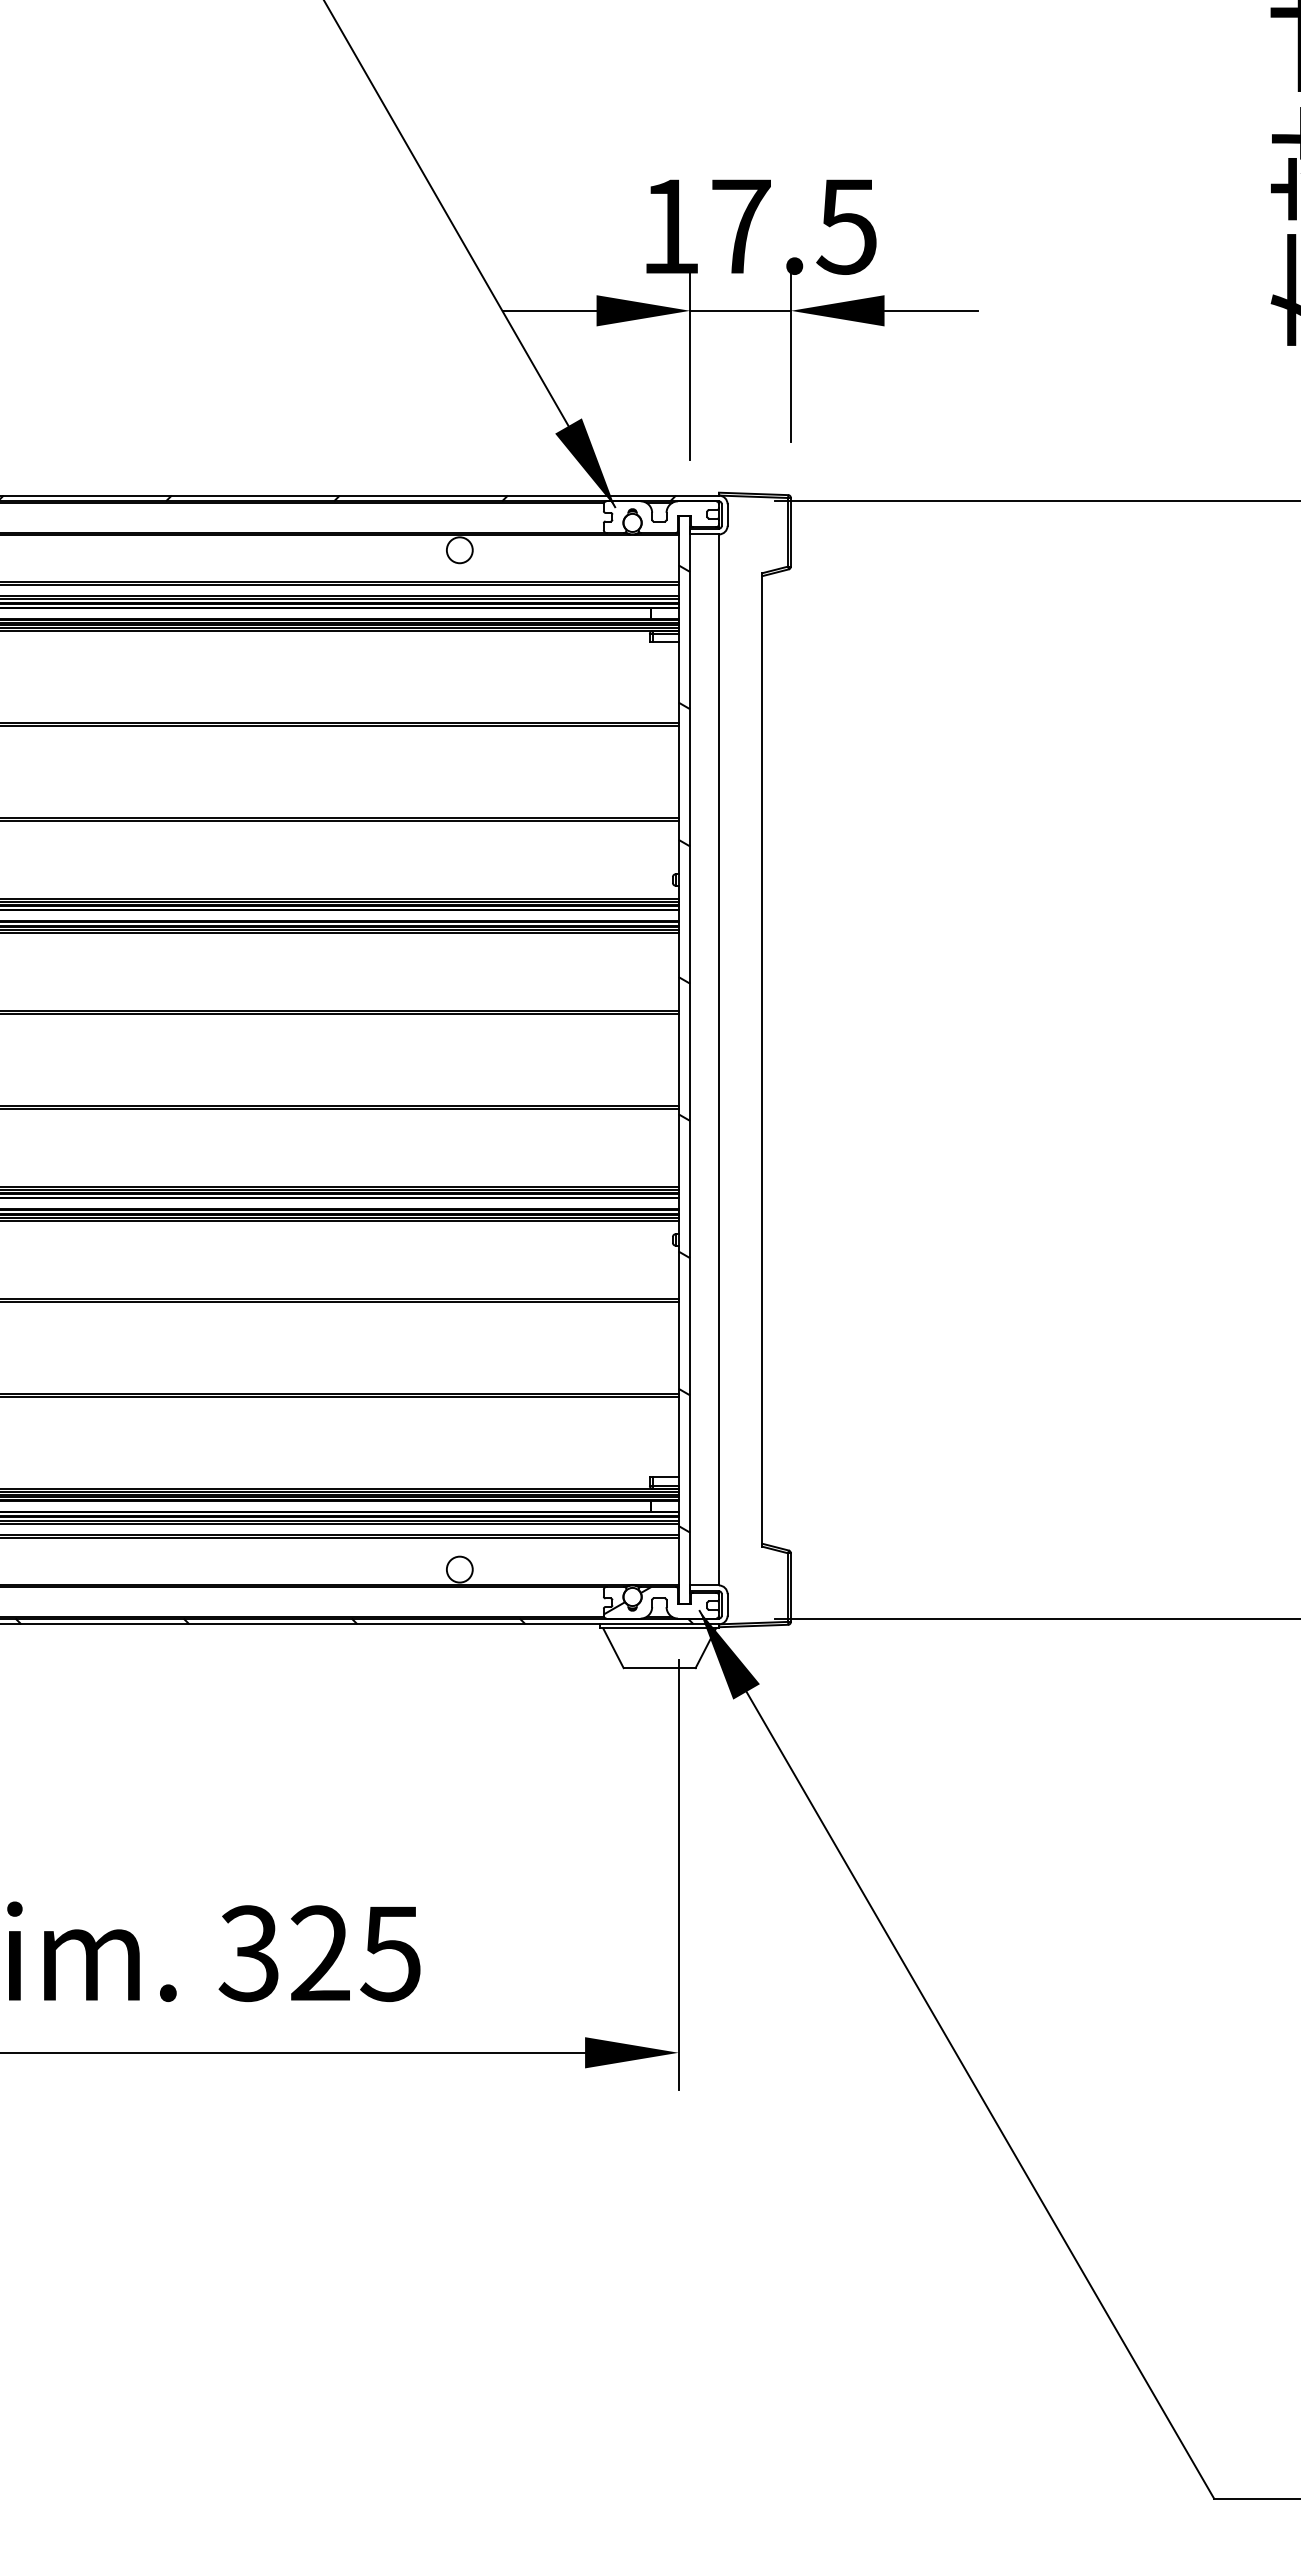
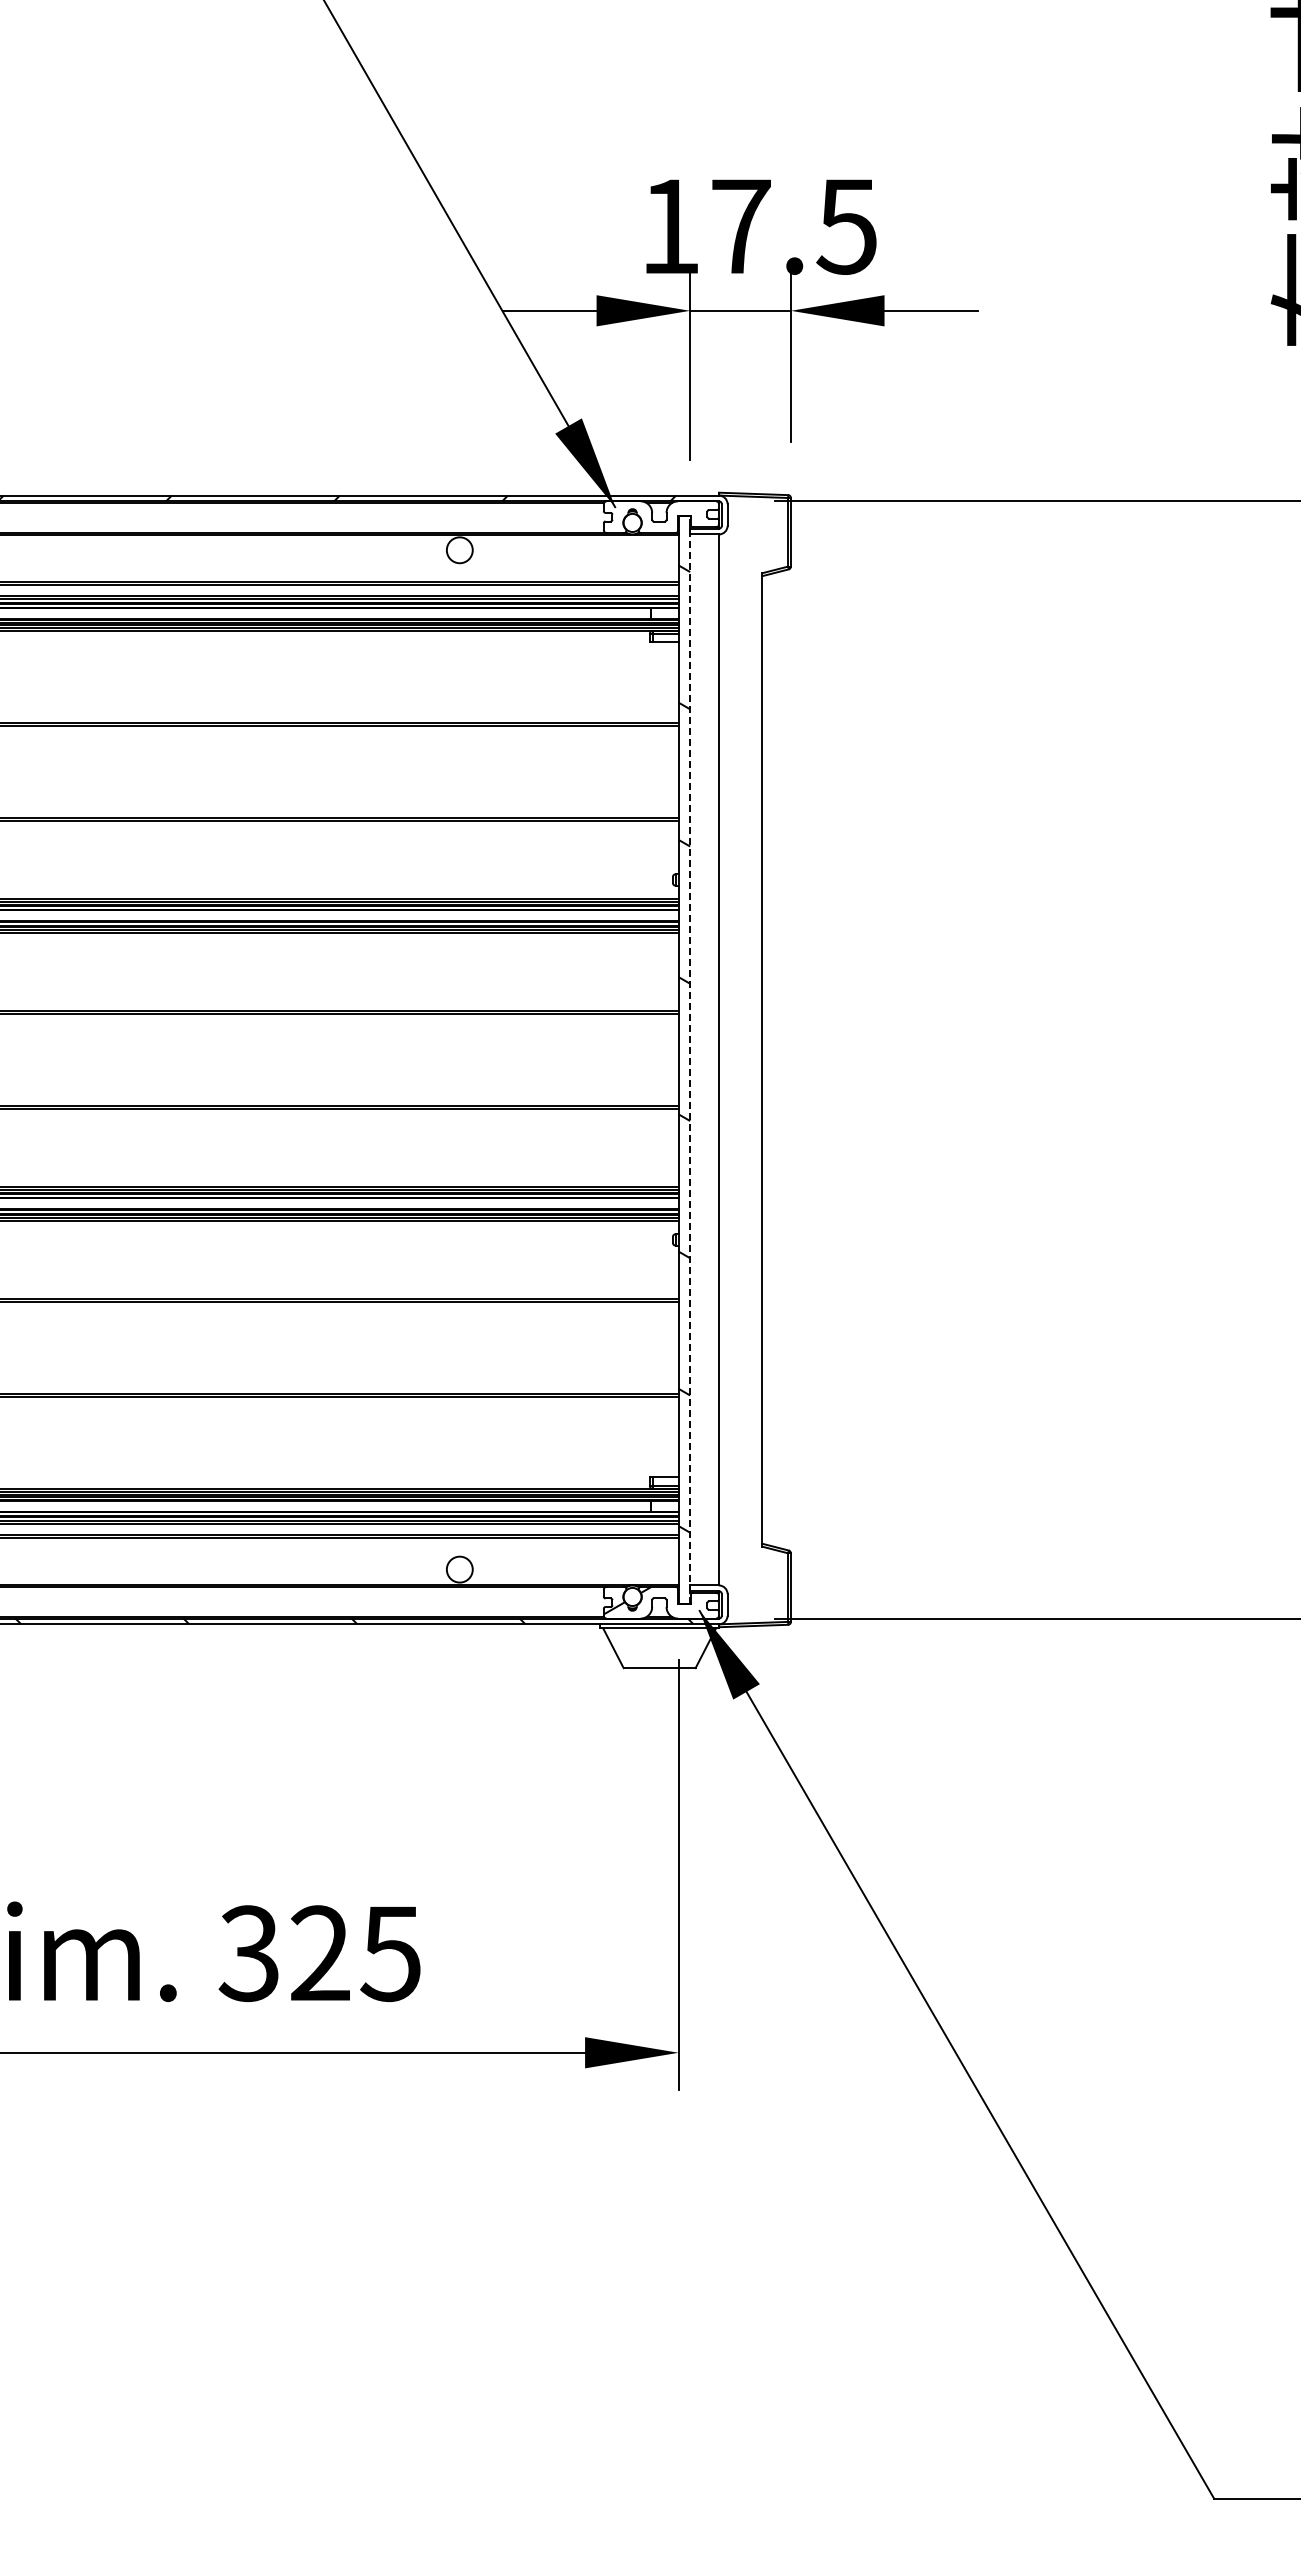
line: solid -> dashed (690, 1059)
